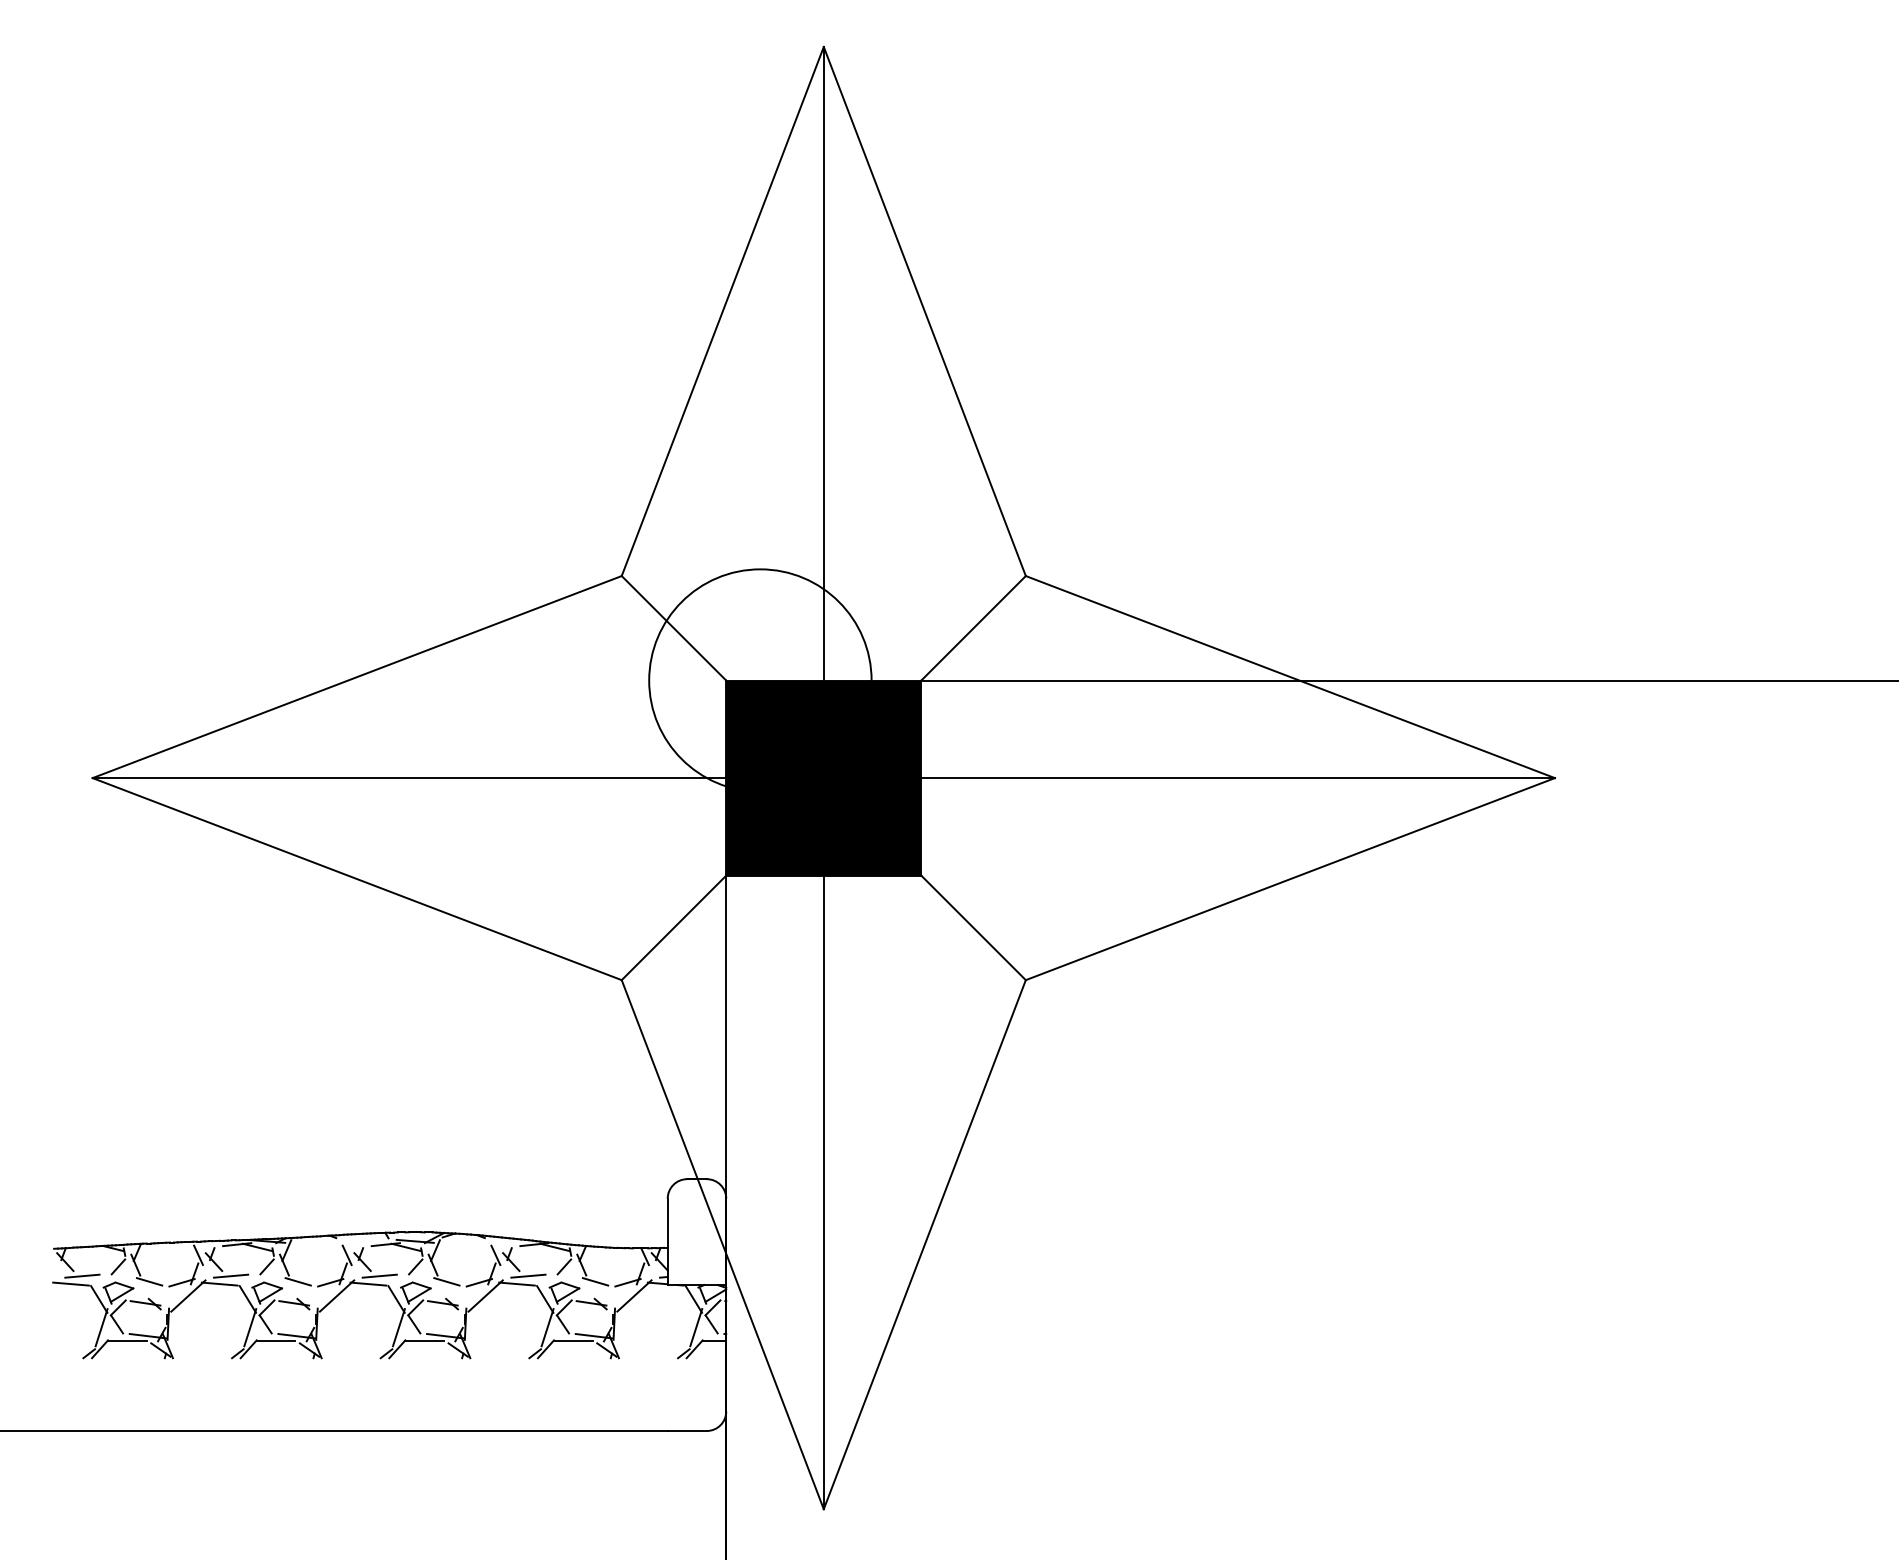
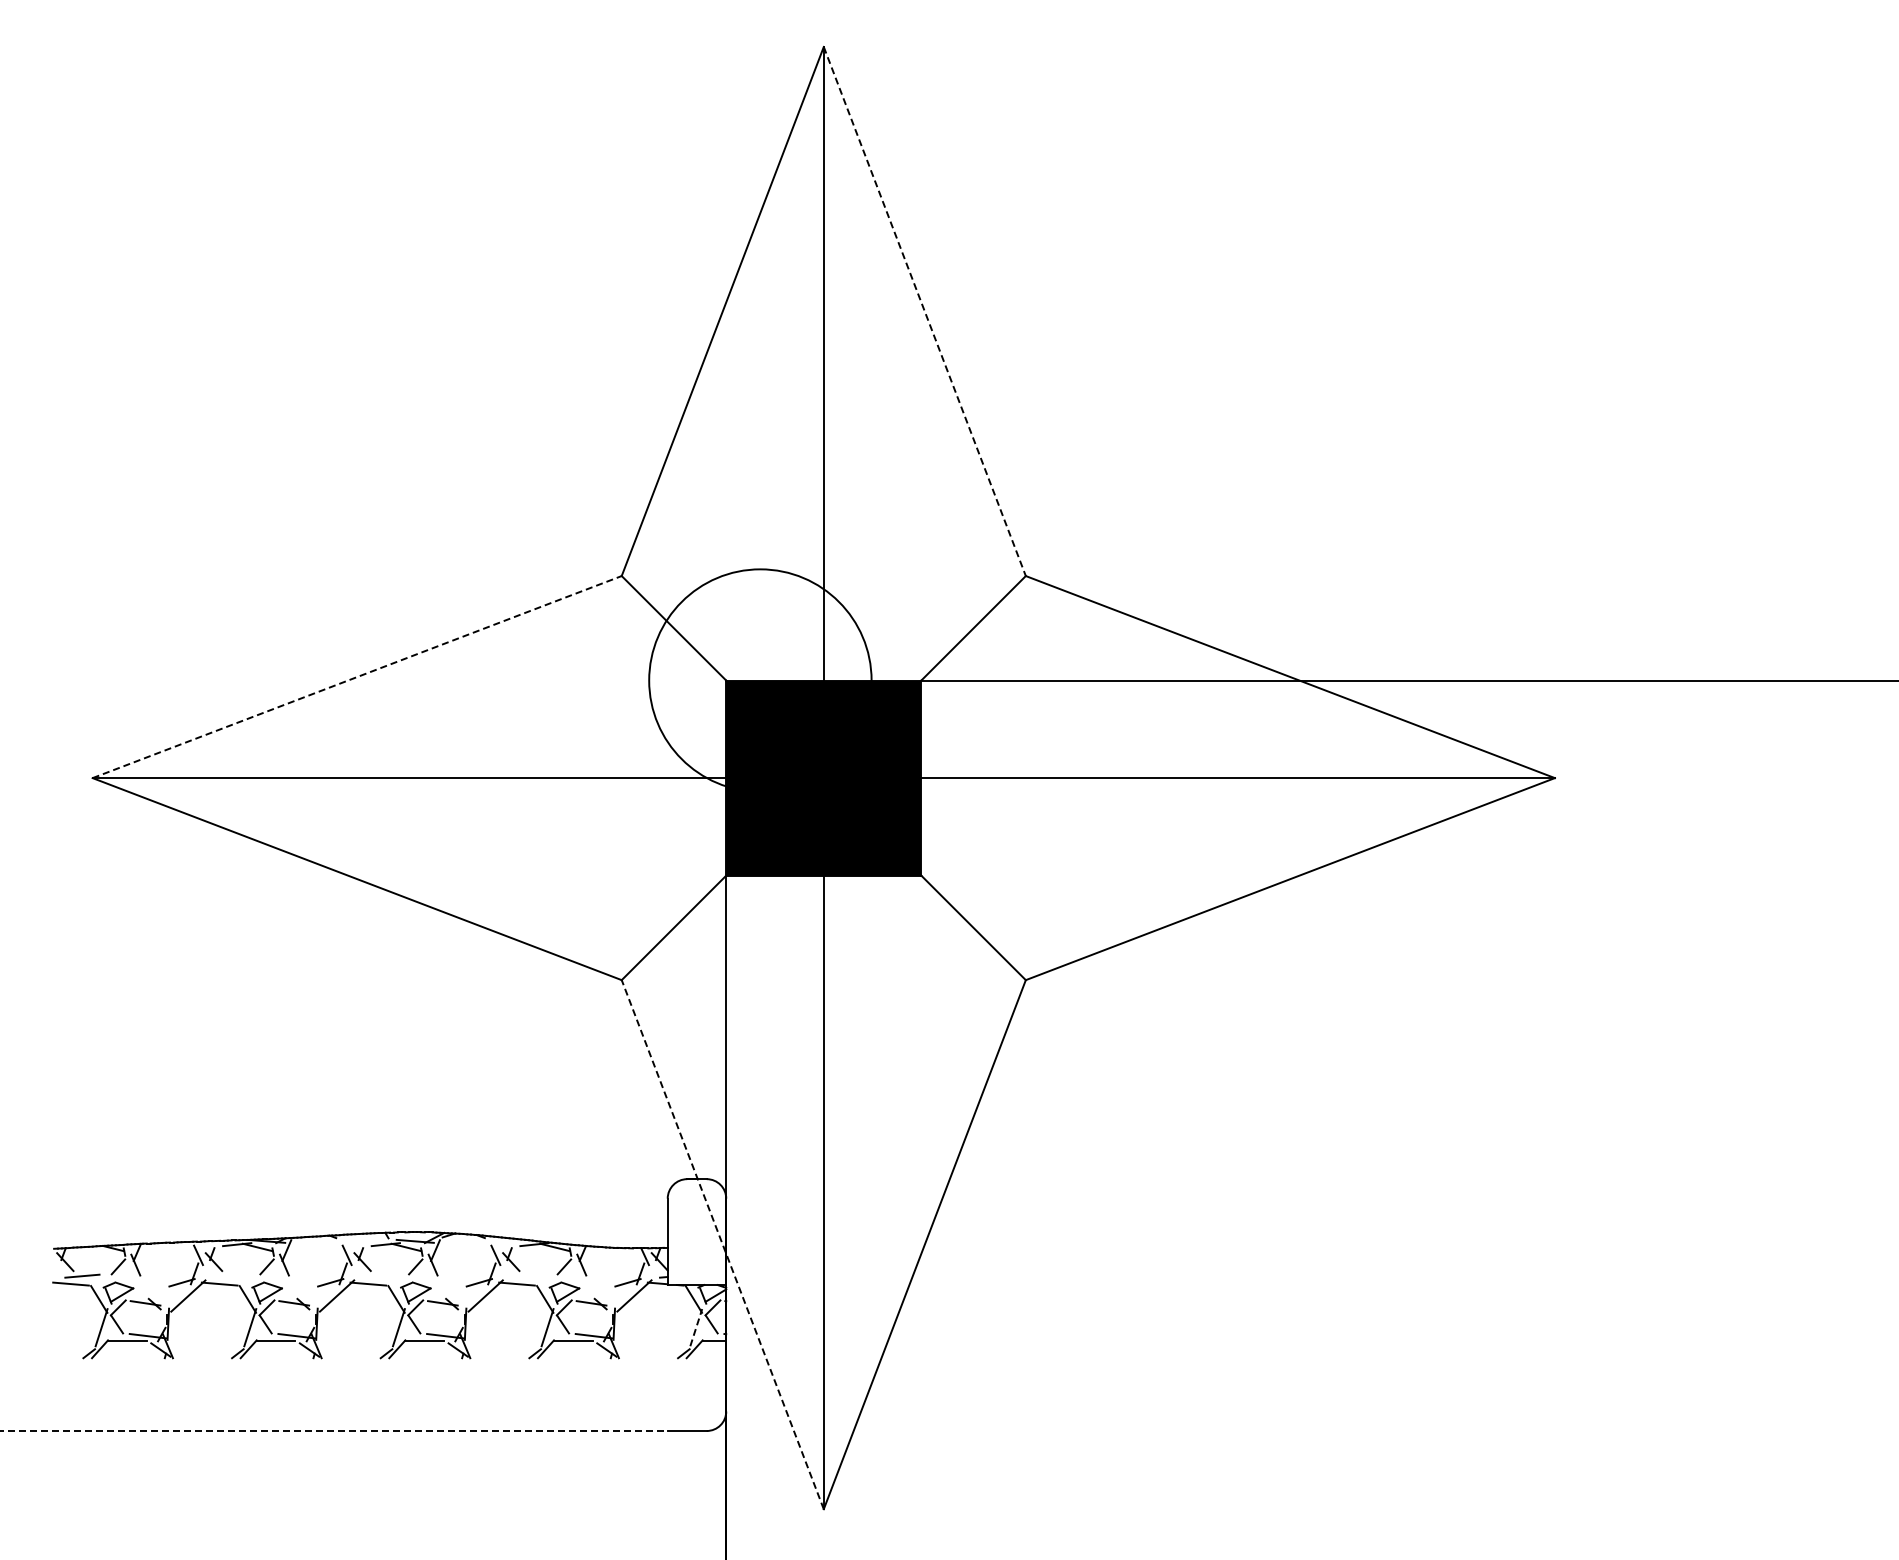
line: solid -> dashed (925, 311)
line: solid -> dashed (357, 676)
line: solid -> dashed (722, 1244)
line: present -> none (231, 1275)
line: present -> none (379, 1275)
line: present -> none (528, 1275)
line: present -> none (149, 1281)
line: present -> none (297, 1281)
line: present -> none (446, 1281)
line: present -> none (595, 1281)
line: solid -> dashed (696, 1327)
line: solid -> dashed (334, 1430)
